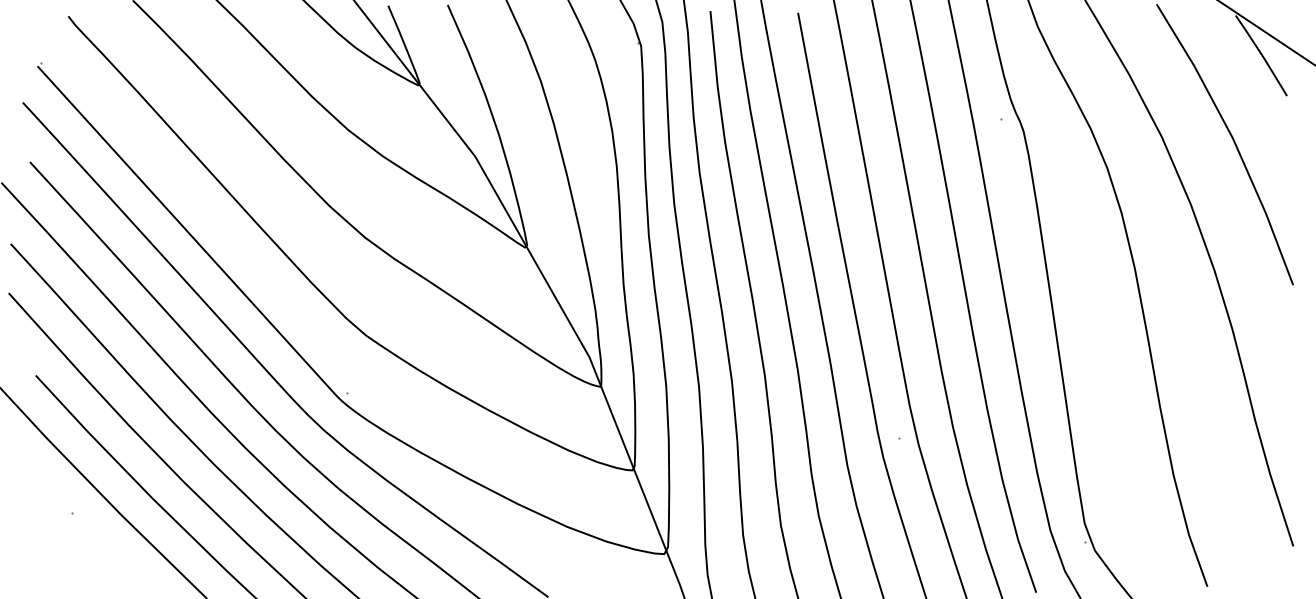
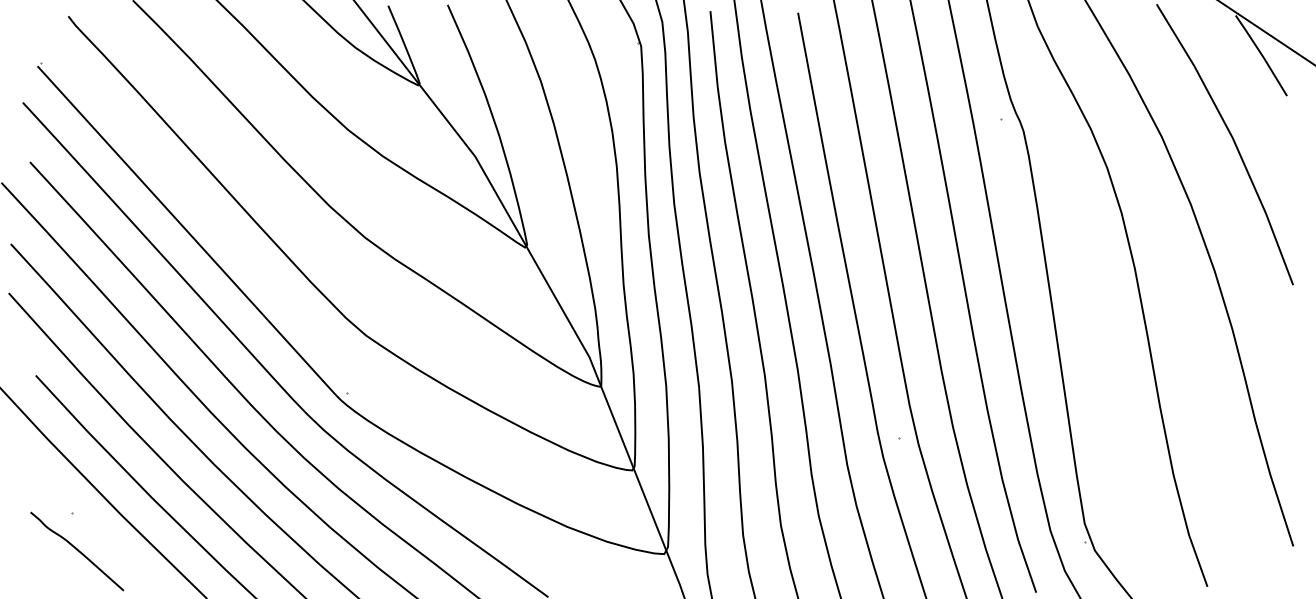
curve: none -> present (77, 551)
